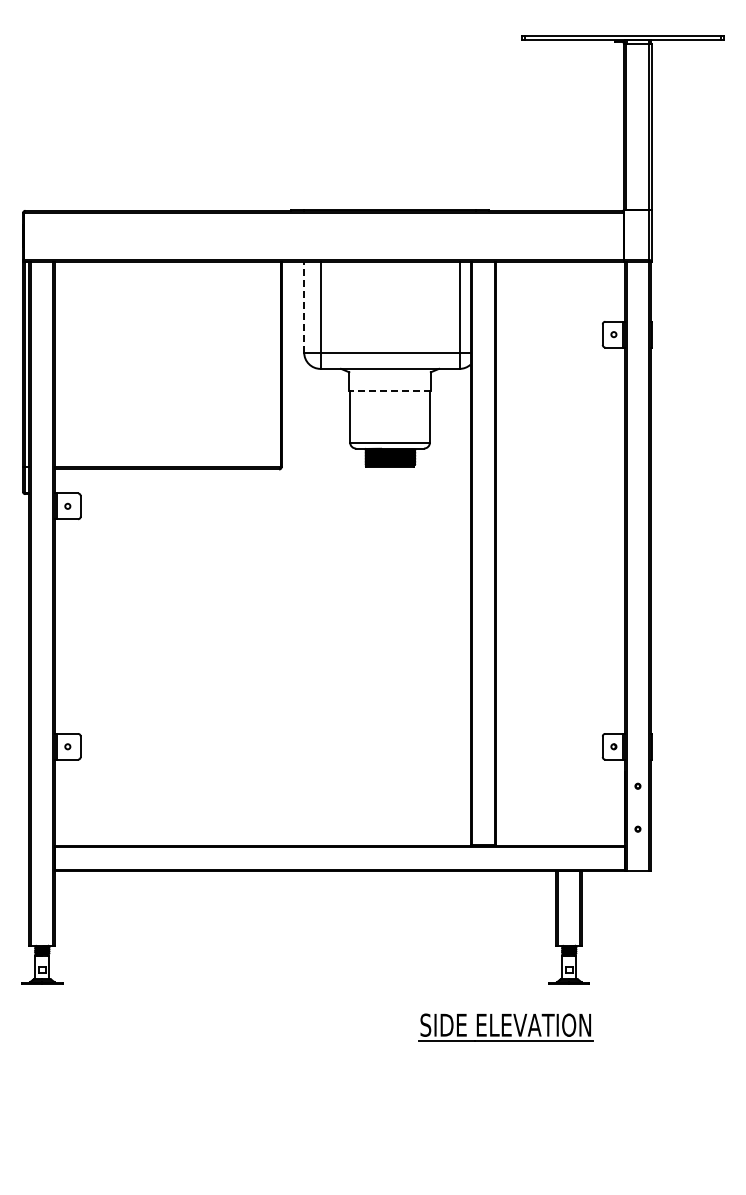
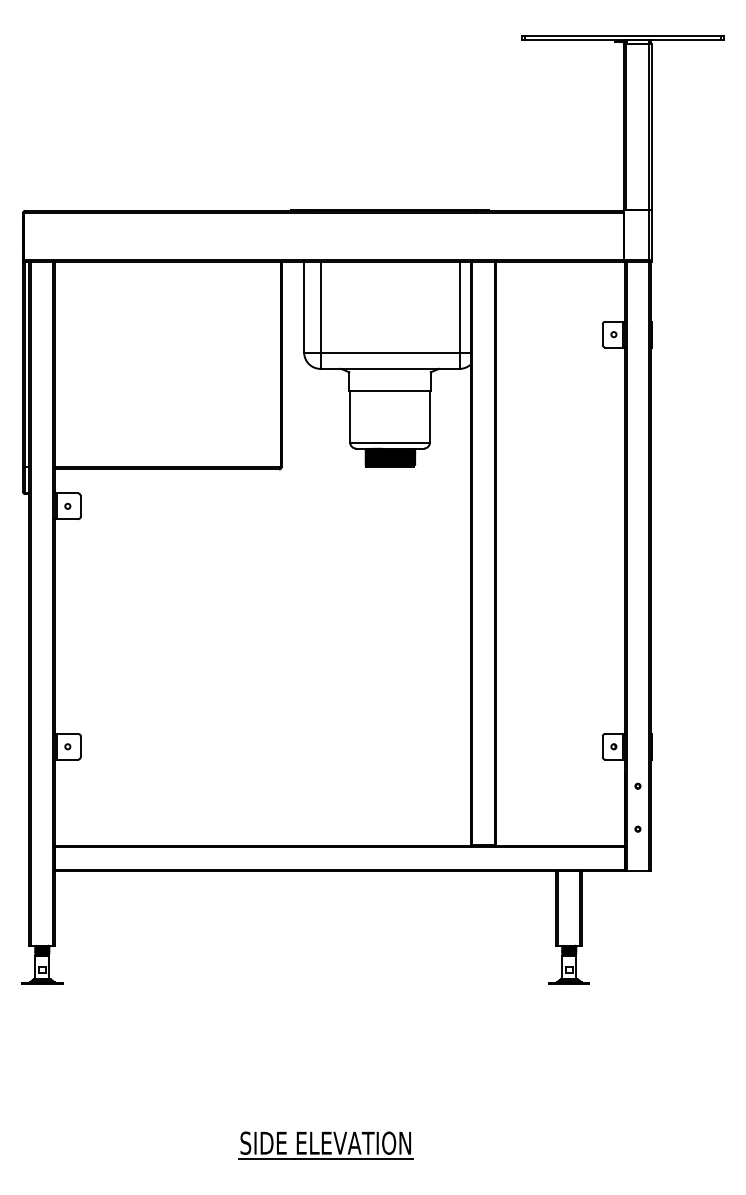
line: dashed -> solid (304, 306)
line: dashed -> solid (390, 391)
part position: (505, 1027) -> (325, 1145) (325, 1145)
